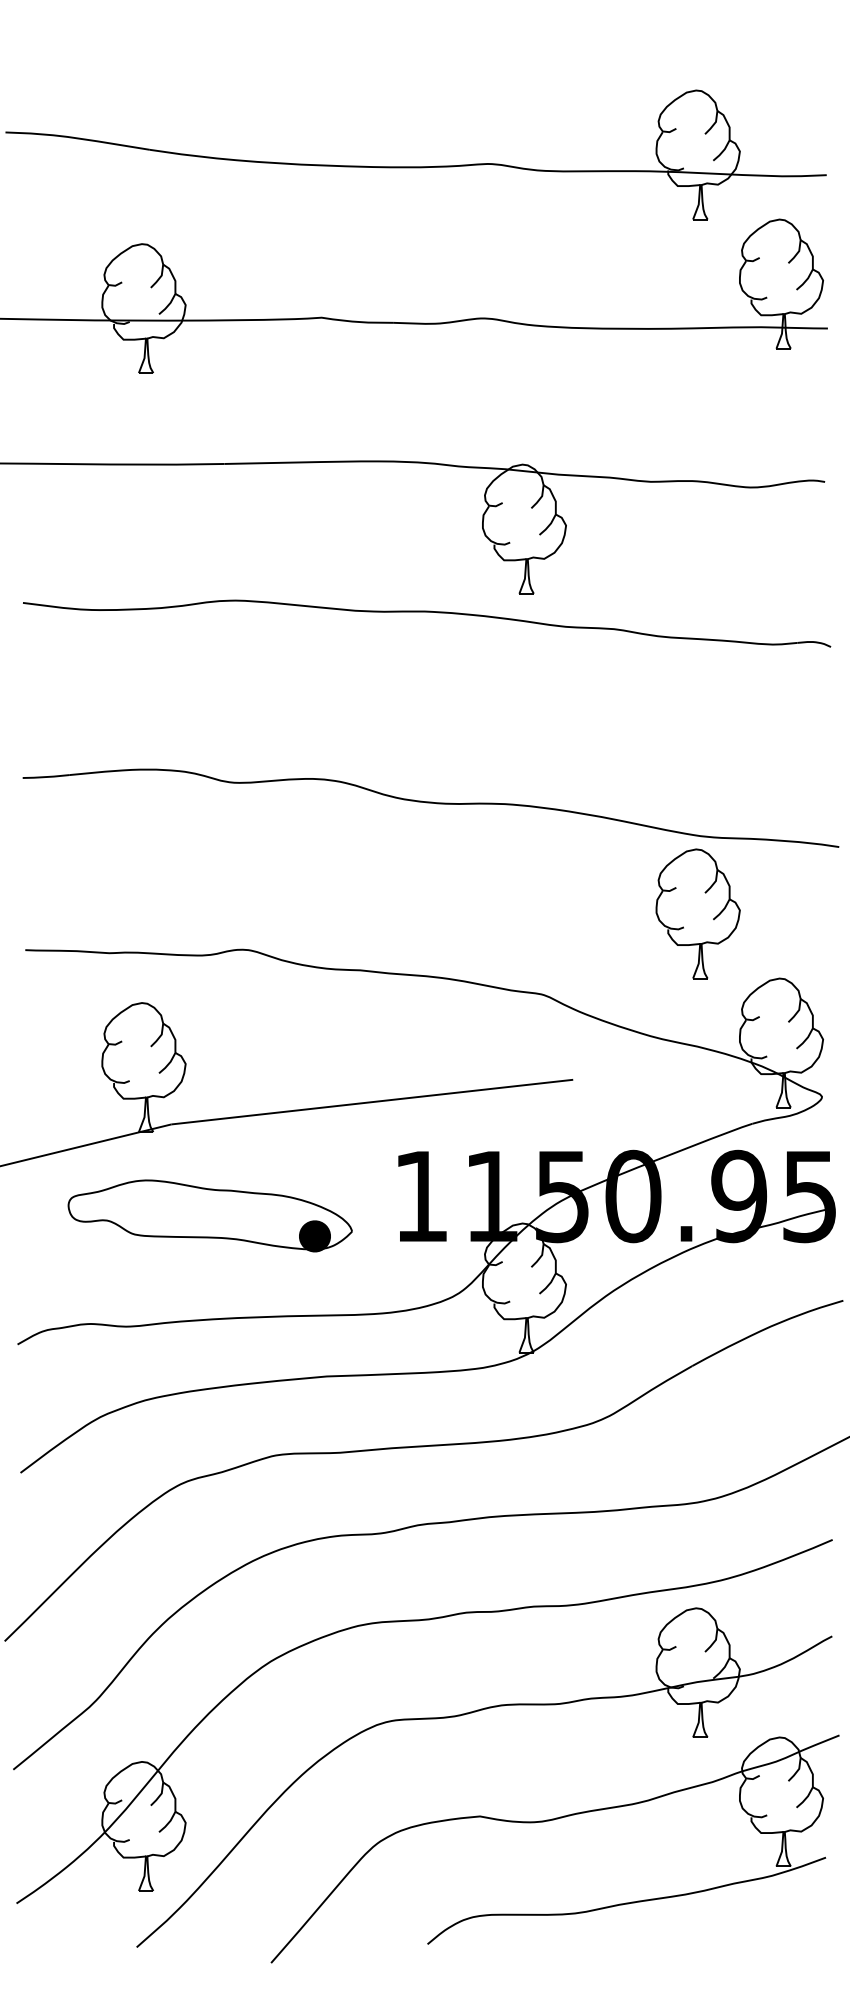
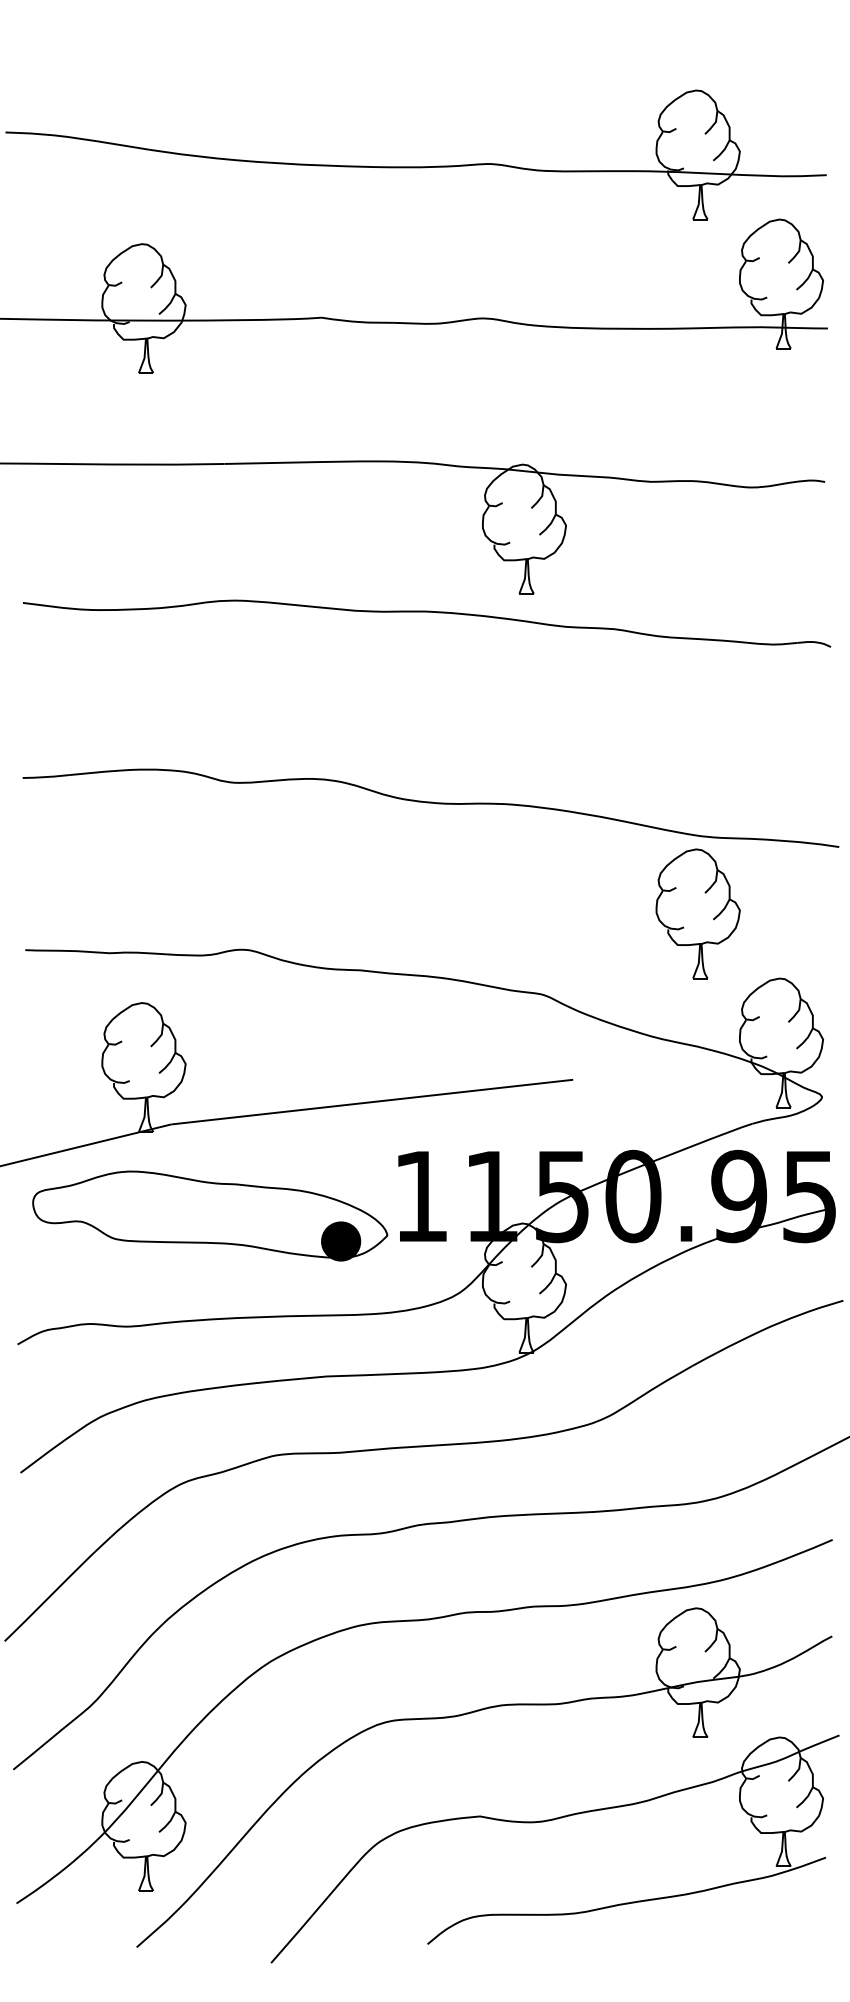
part size: 286x74 px -> 357x92 px (210, 1215)
